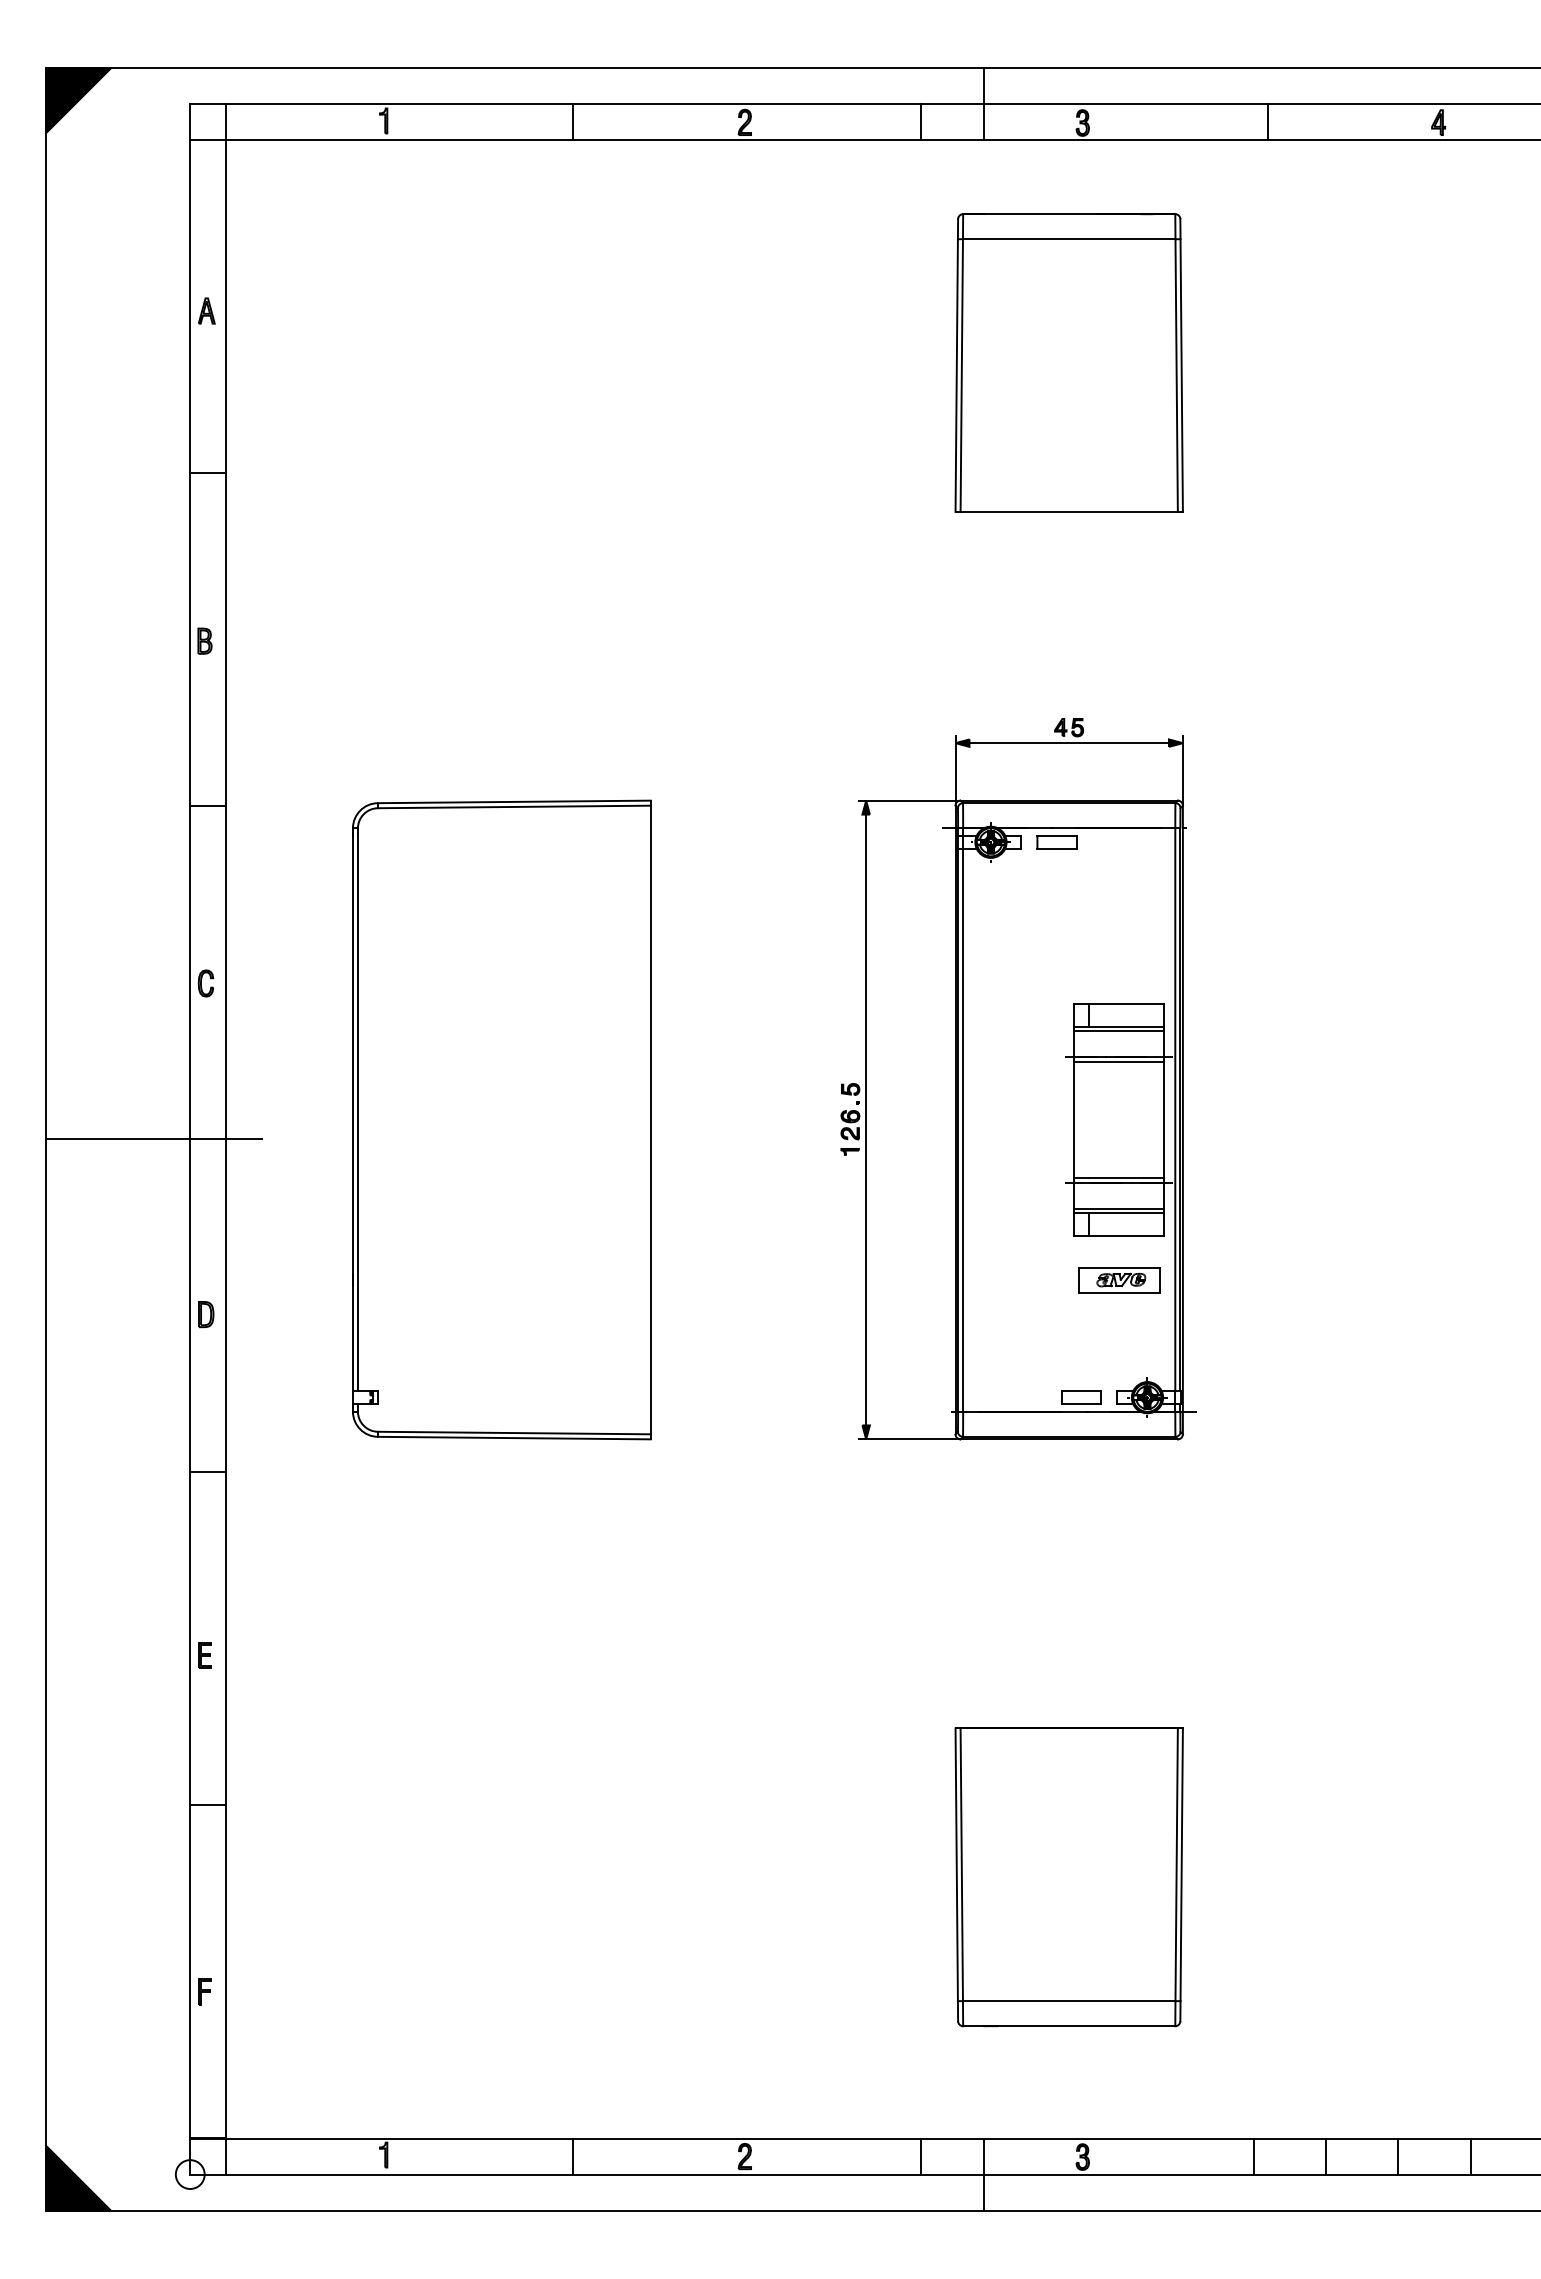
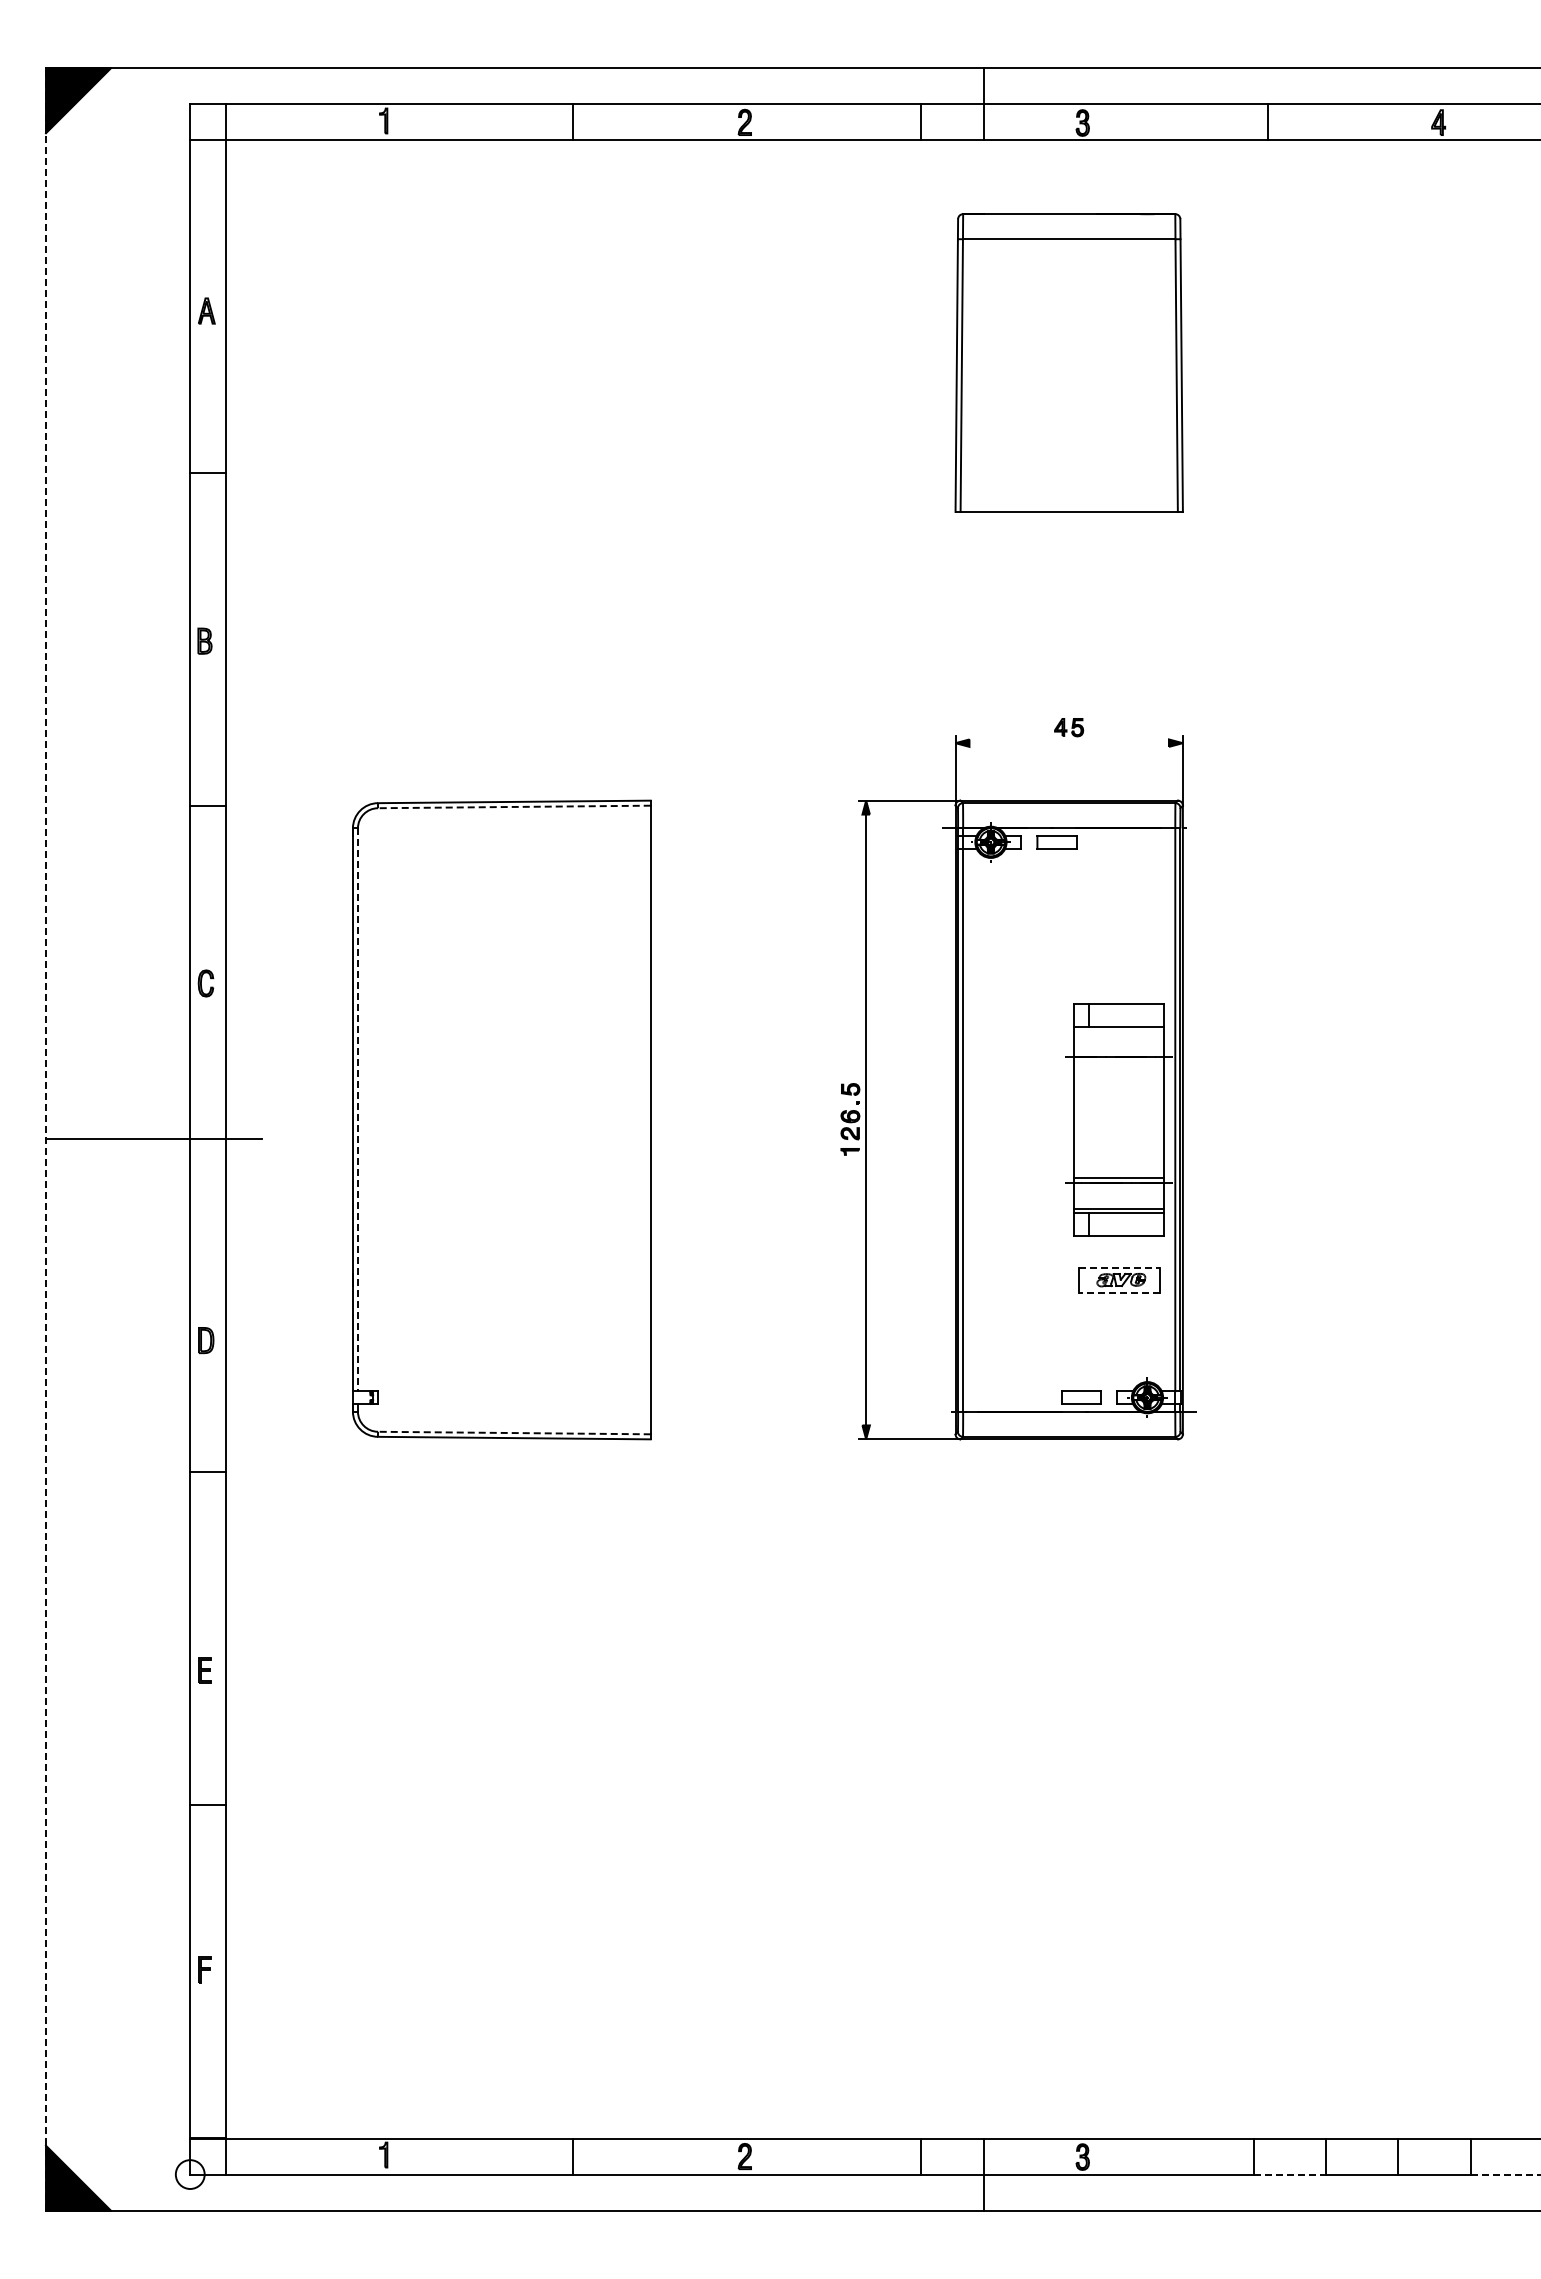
line: present -> none (1068, 743)
line: solid -> dashed (513, 806)
line: present -> none (1118, 1031)
line: present -> none (1118, 1061)
line: solid -> dashed (357, 1110)
line: solid -> dashed (46, 1139)
line: solid -> dashed (1120, 1267)
line: solid -> dashed (1119, 1292)
part position: (206, 1314) -> (206, 1340) (206, 1340)
line: solid -> dashed (513, 1433)
part position: (204, 1655) -> (204, 1670) (204, 1670)
part: present -> none (1068, 1877)
part position: (204, 1991) -> (204, 1969) (204, 1969)
line: solid -> dashed (1290, 2174)
line: solid -> dashed (1506, 2174)
